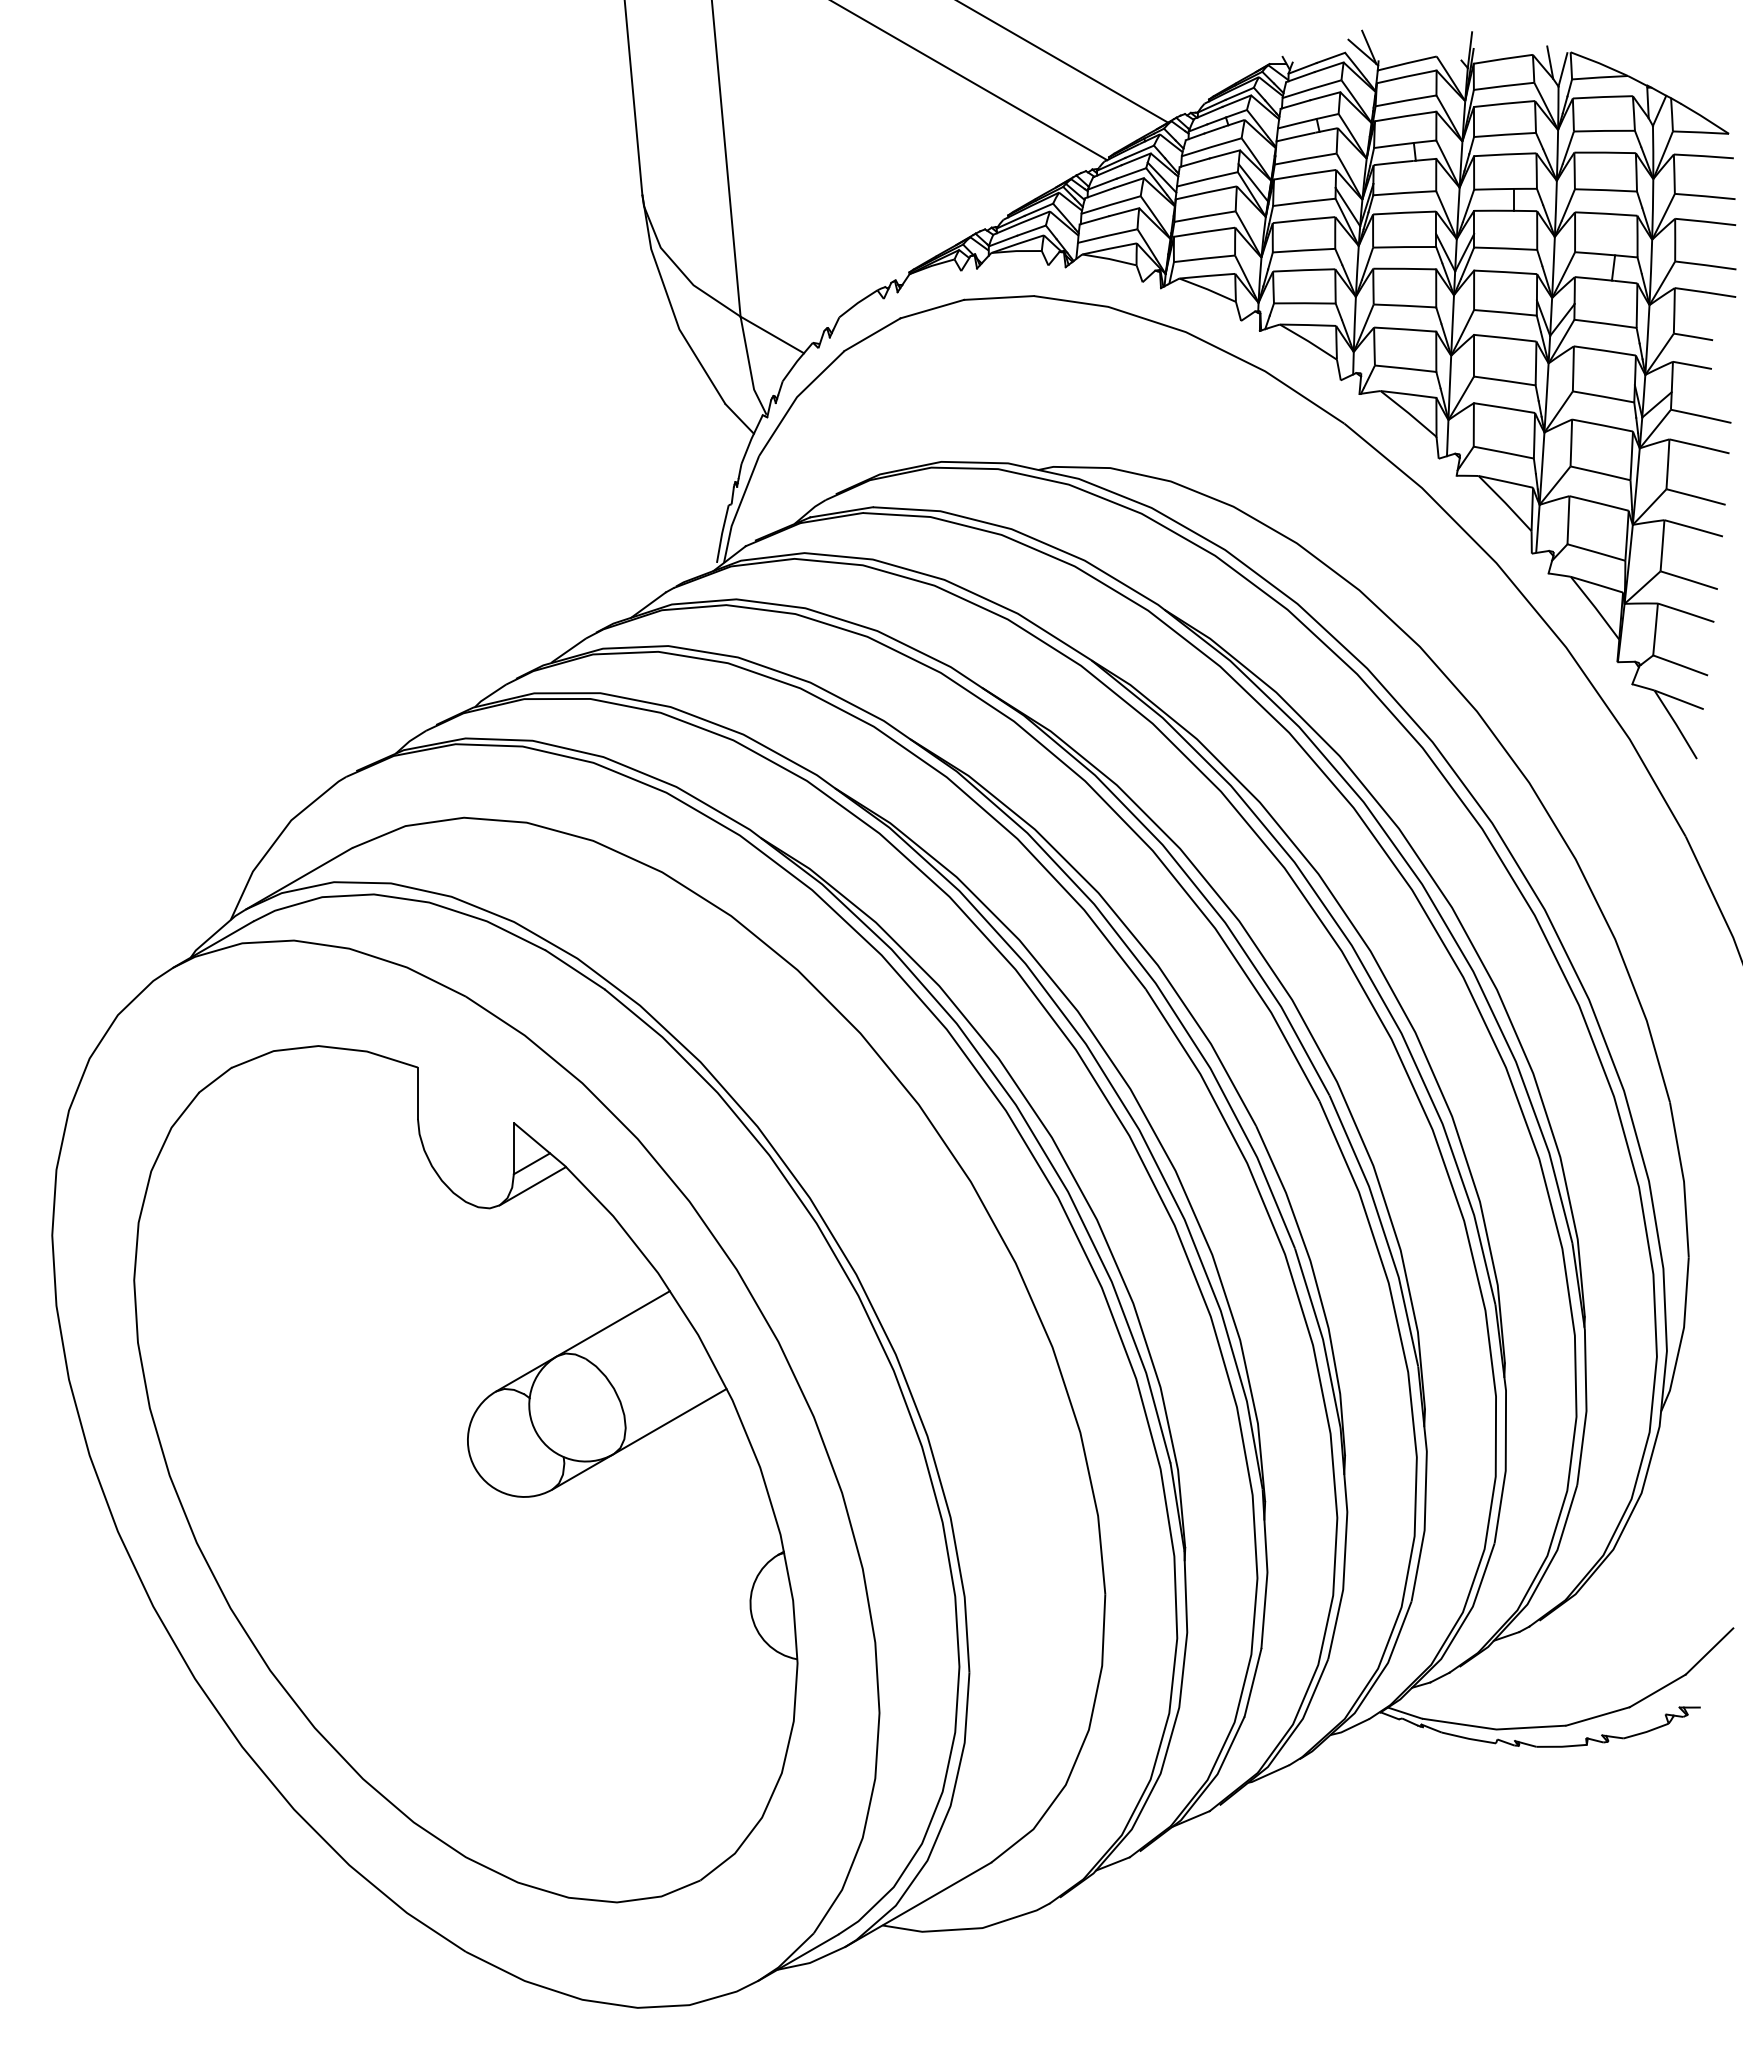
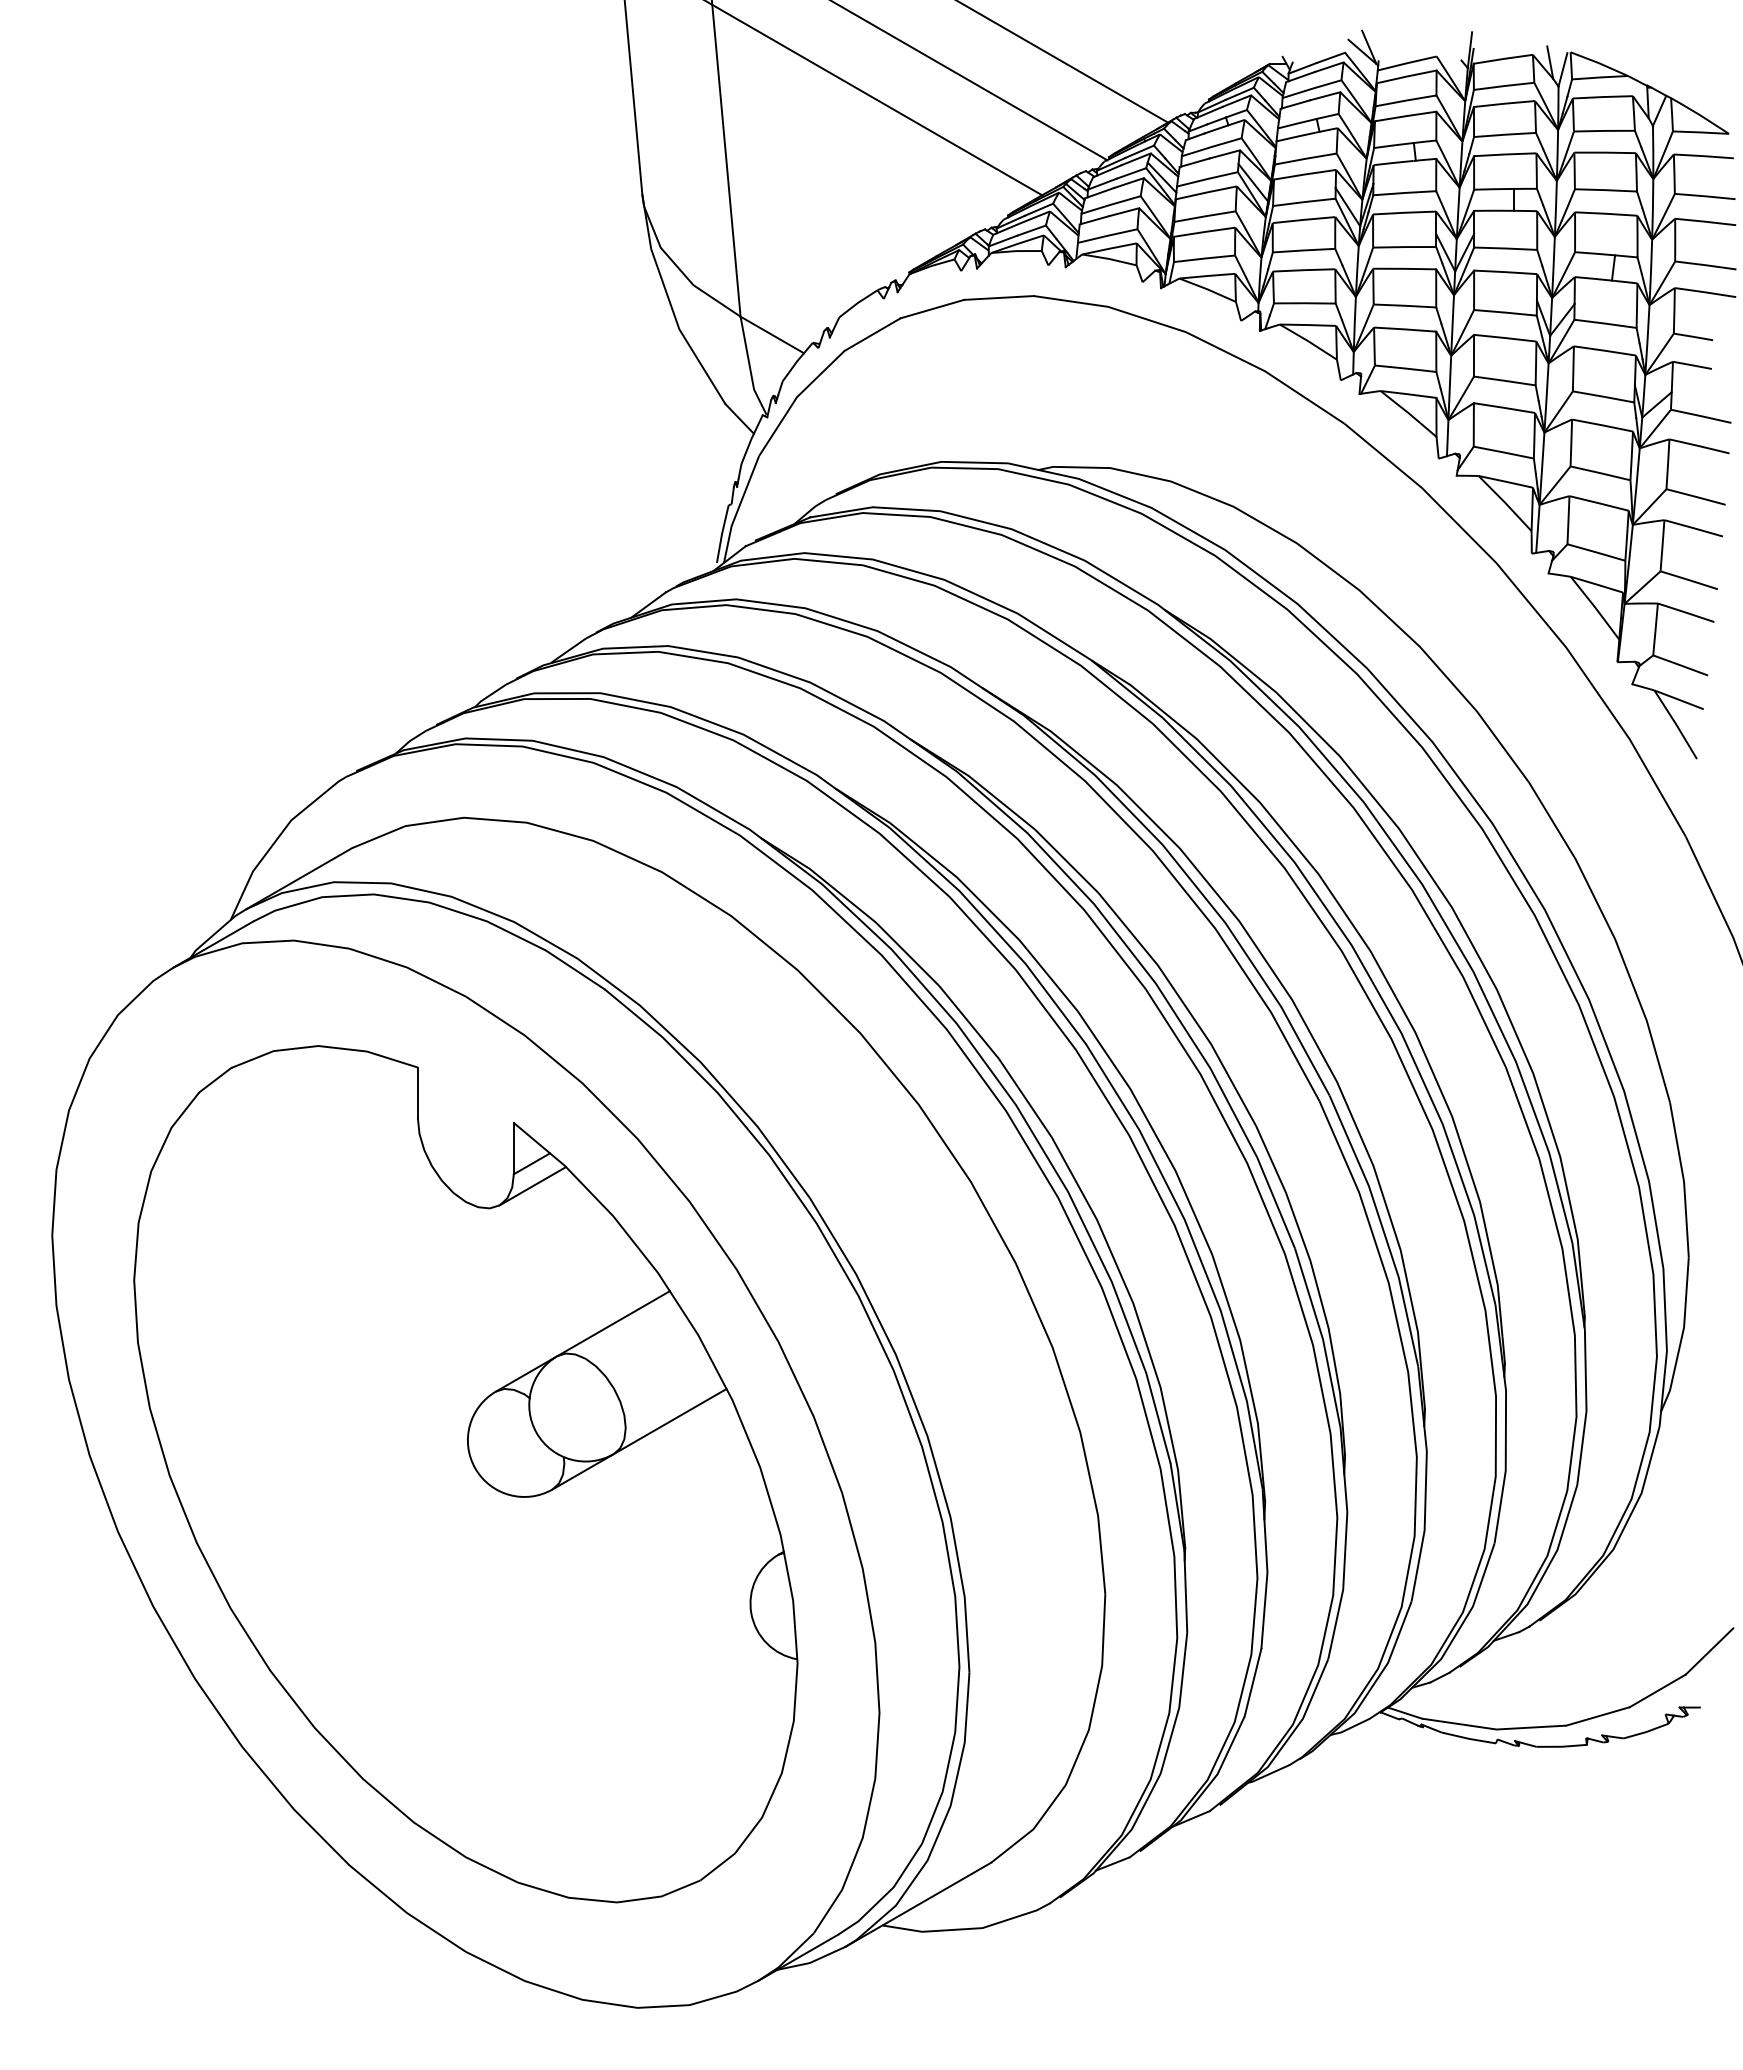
line: none -> present (874, 98)
